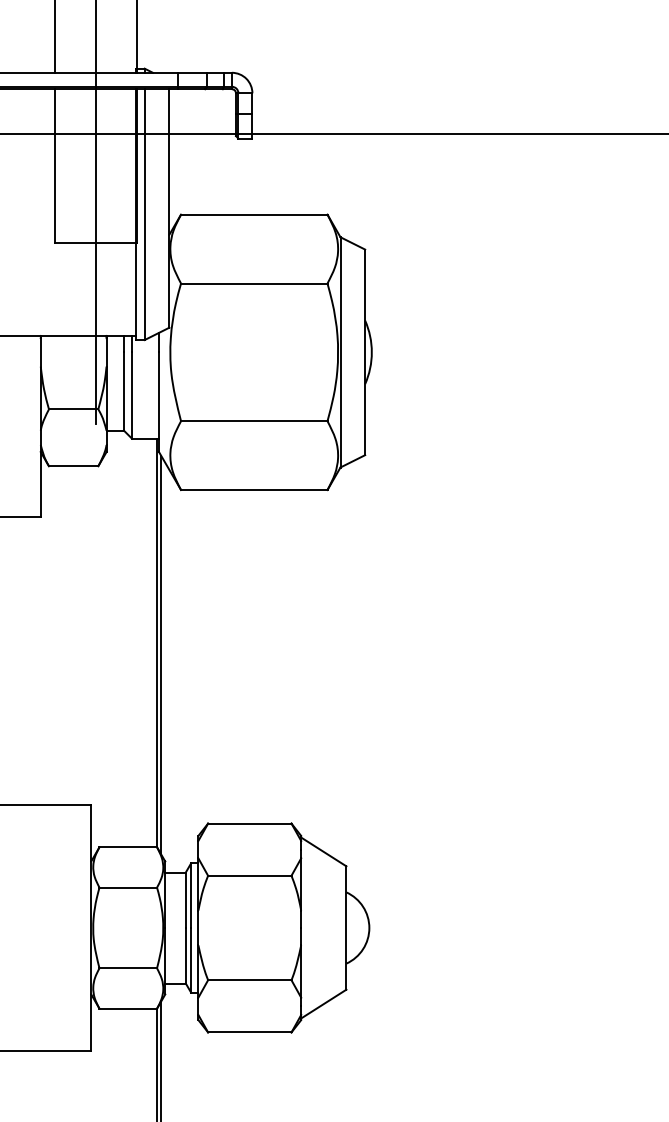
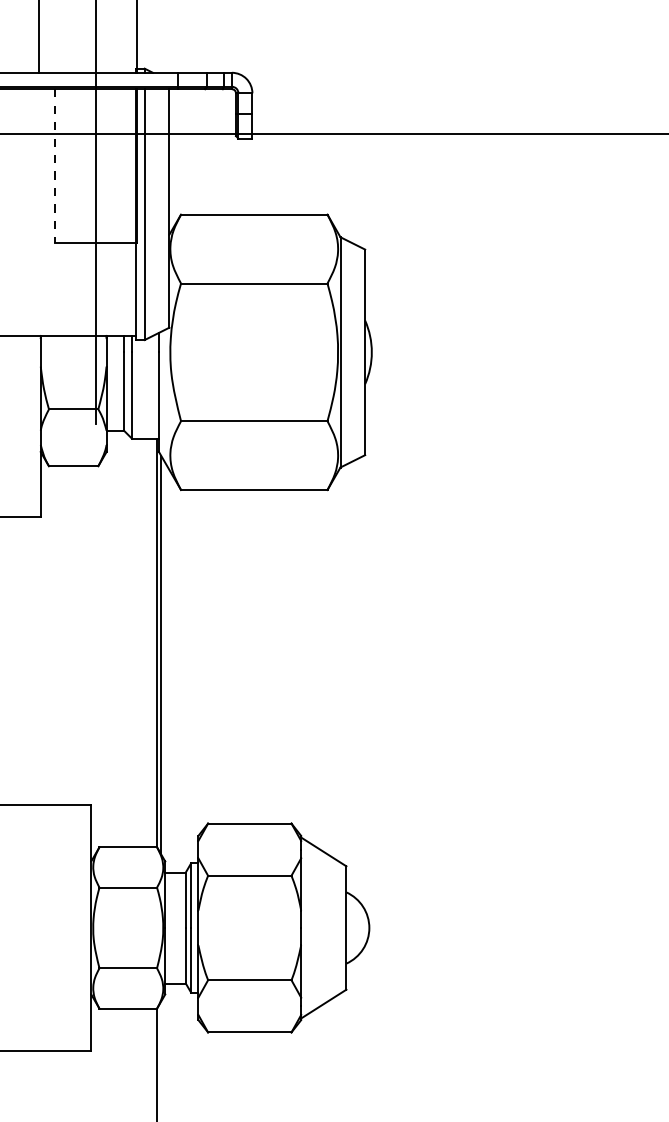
line position: (55, 37) -> (39, 37) (39, 37)
line: solid -> dashed (55, 166)
line: present -> none (161, 1059)
